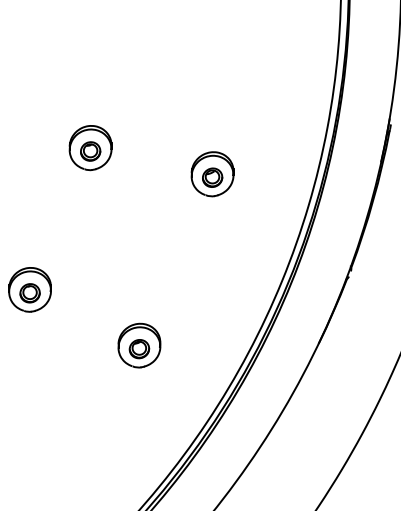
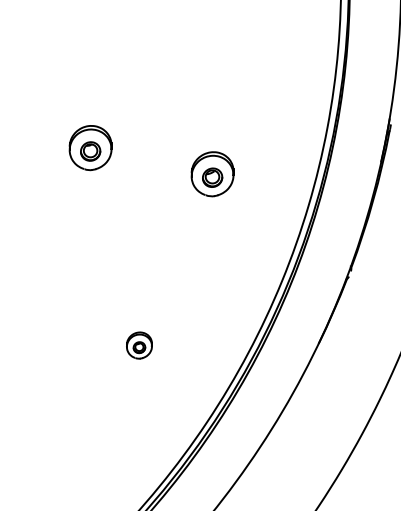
part: present -> none (29, 289)
part size: 45x47 px -> 27x29 px (139, 345)
